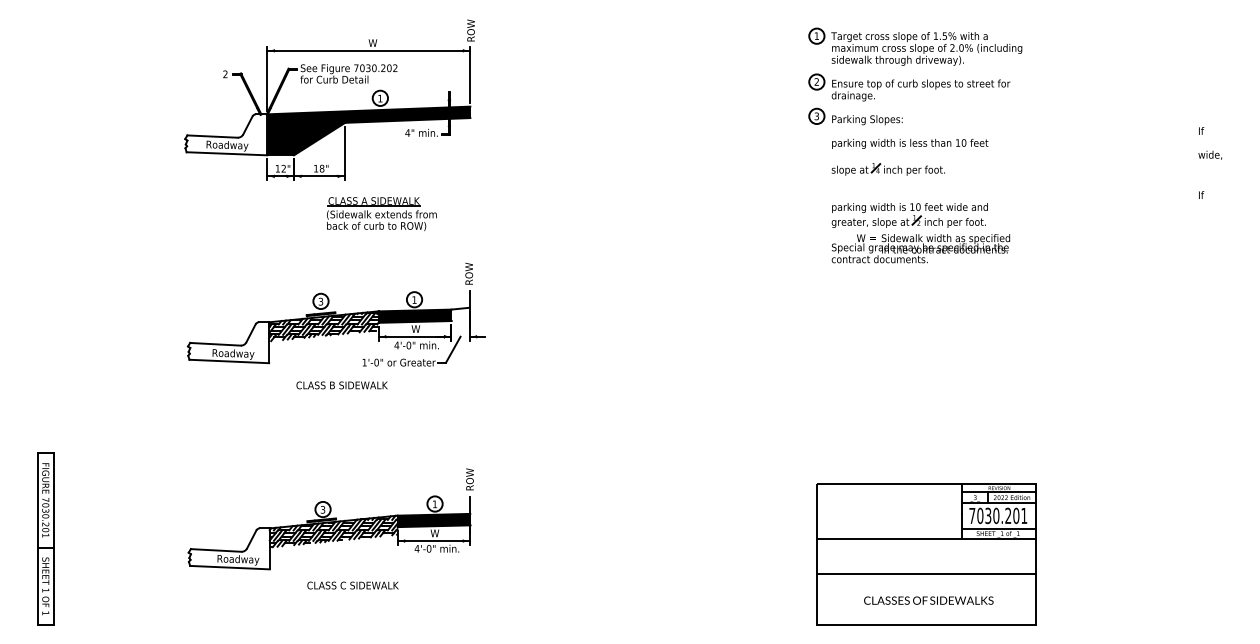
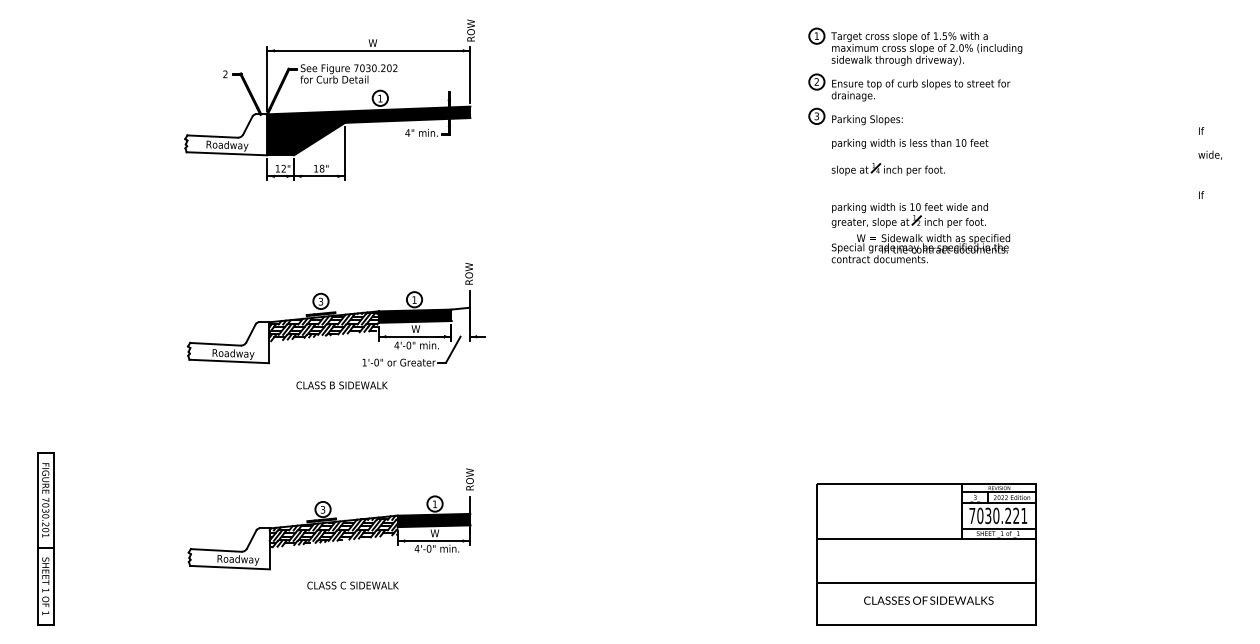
part: present -> none (381, 214)
text: 7030.201 -> 7030.221 (1016, 515)
line position: (925, 574) -> (925, 583) (925, 583)
